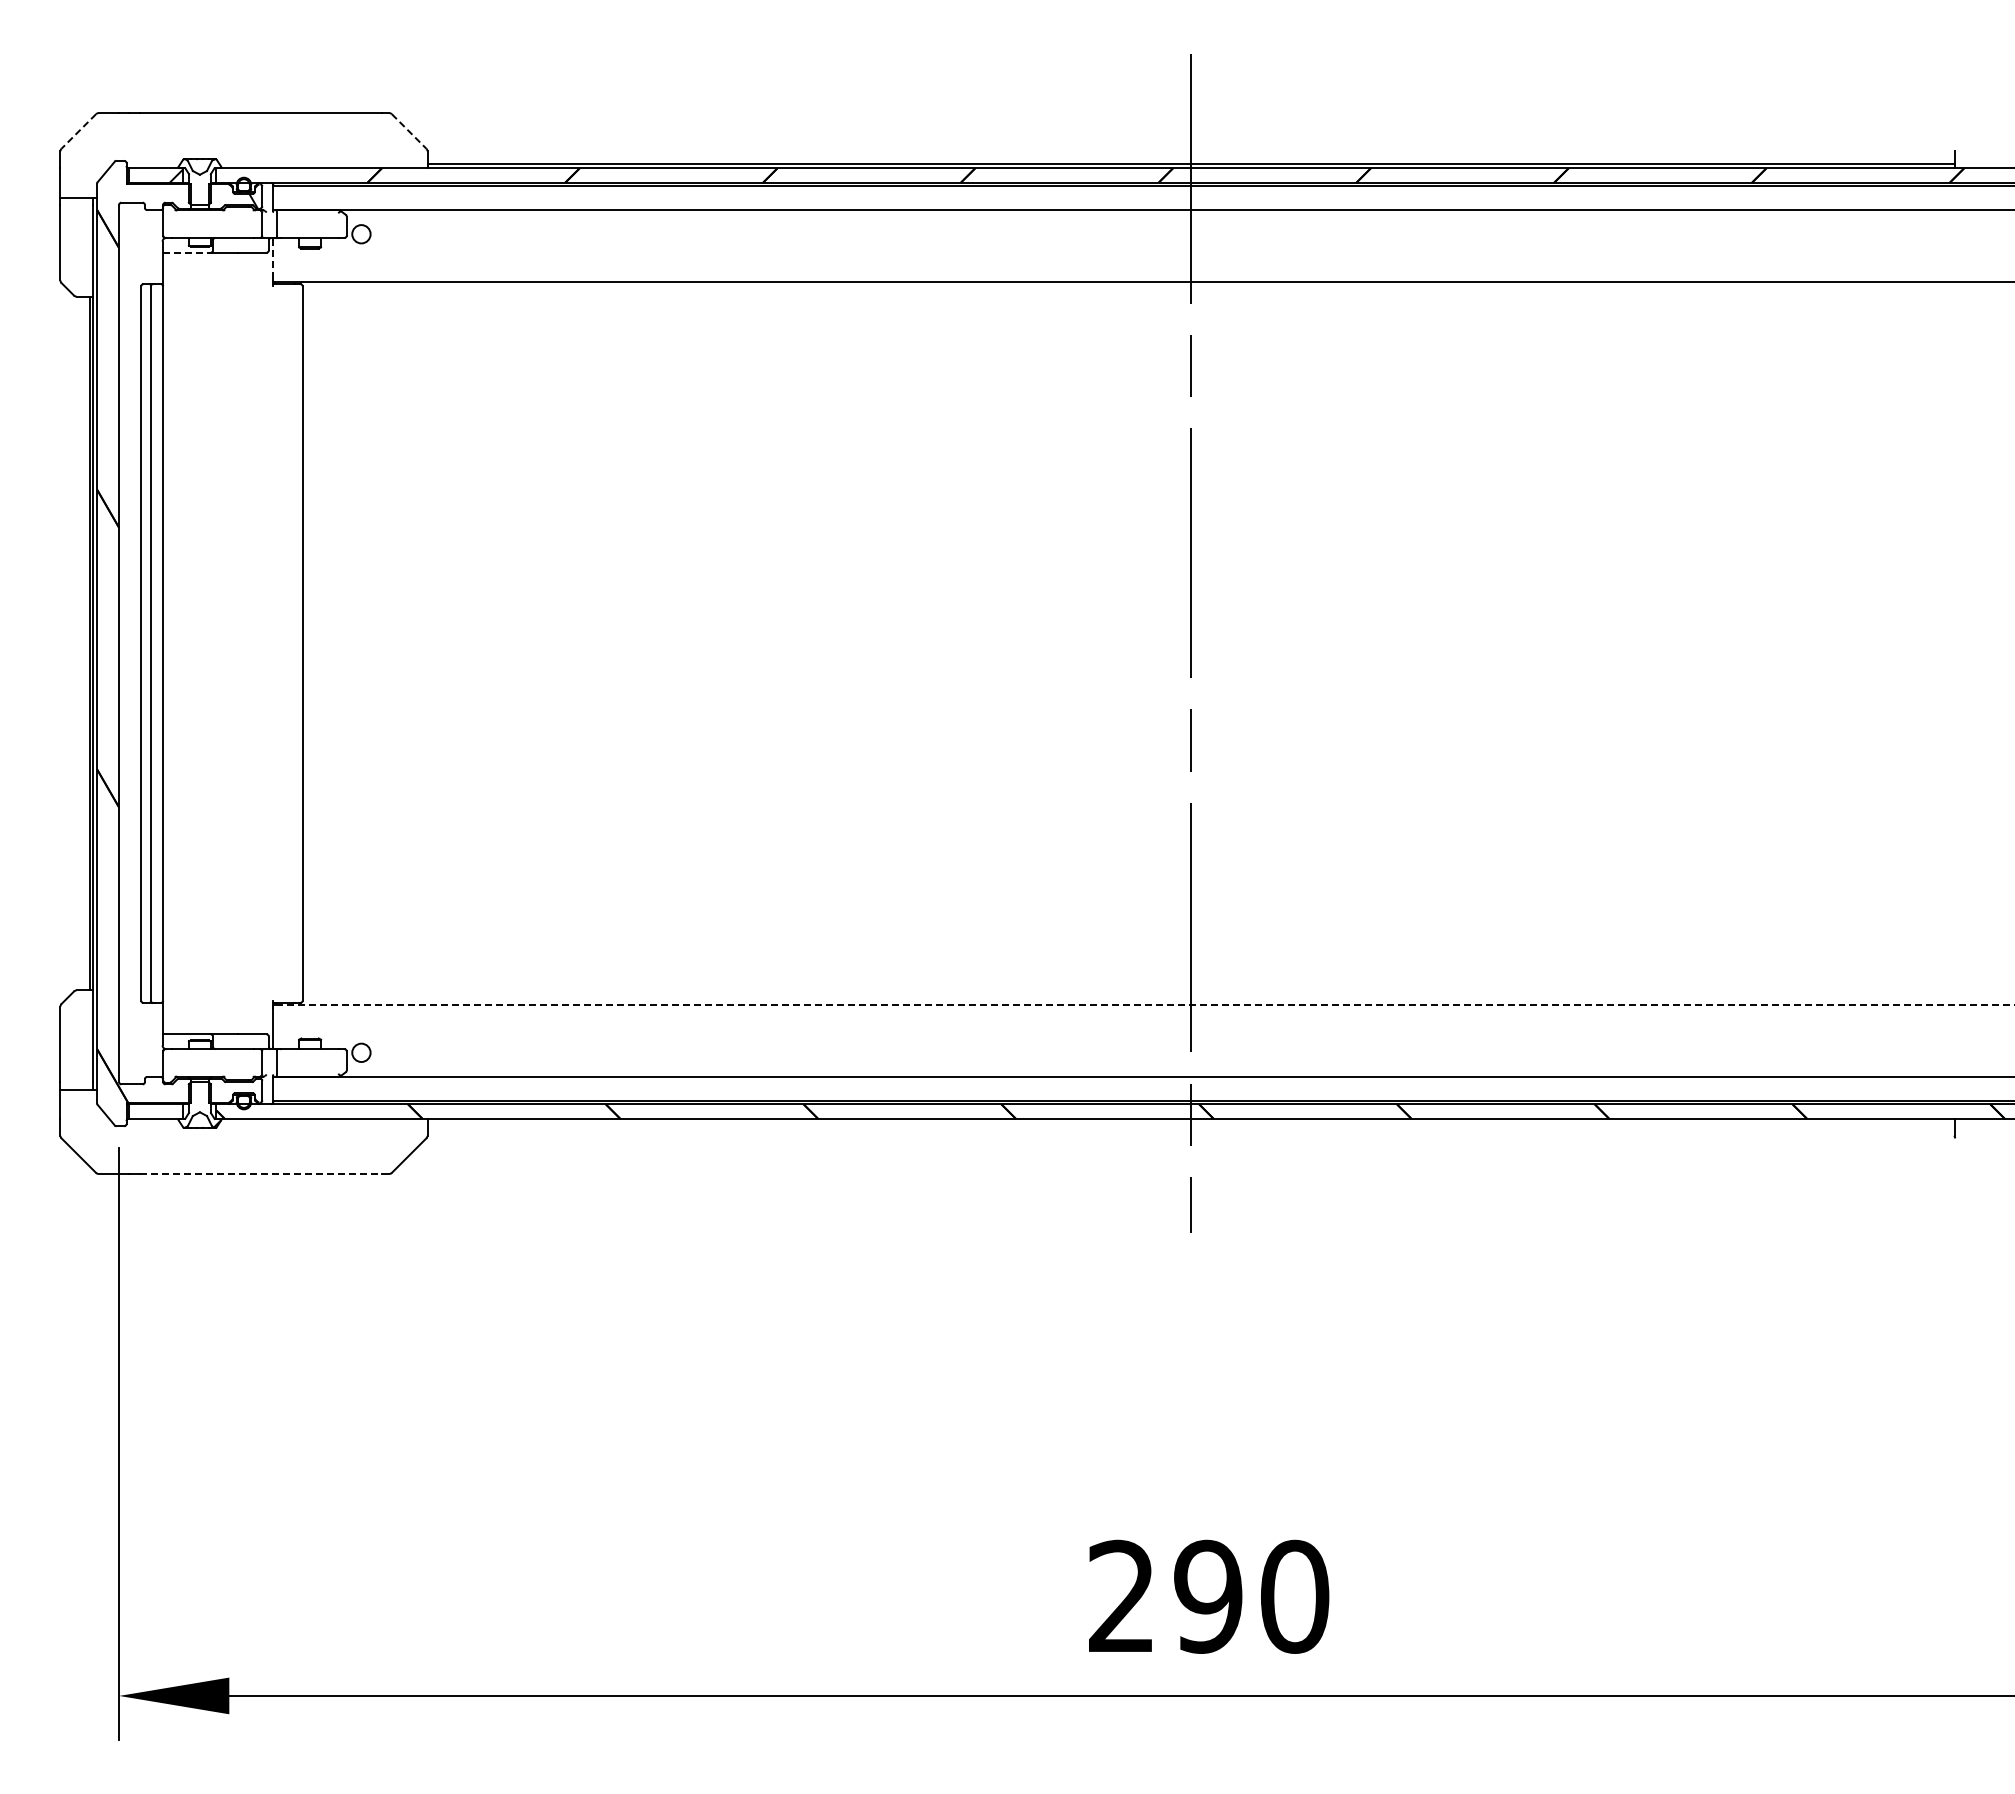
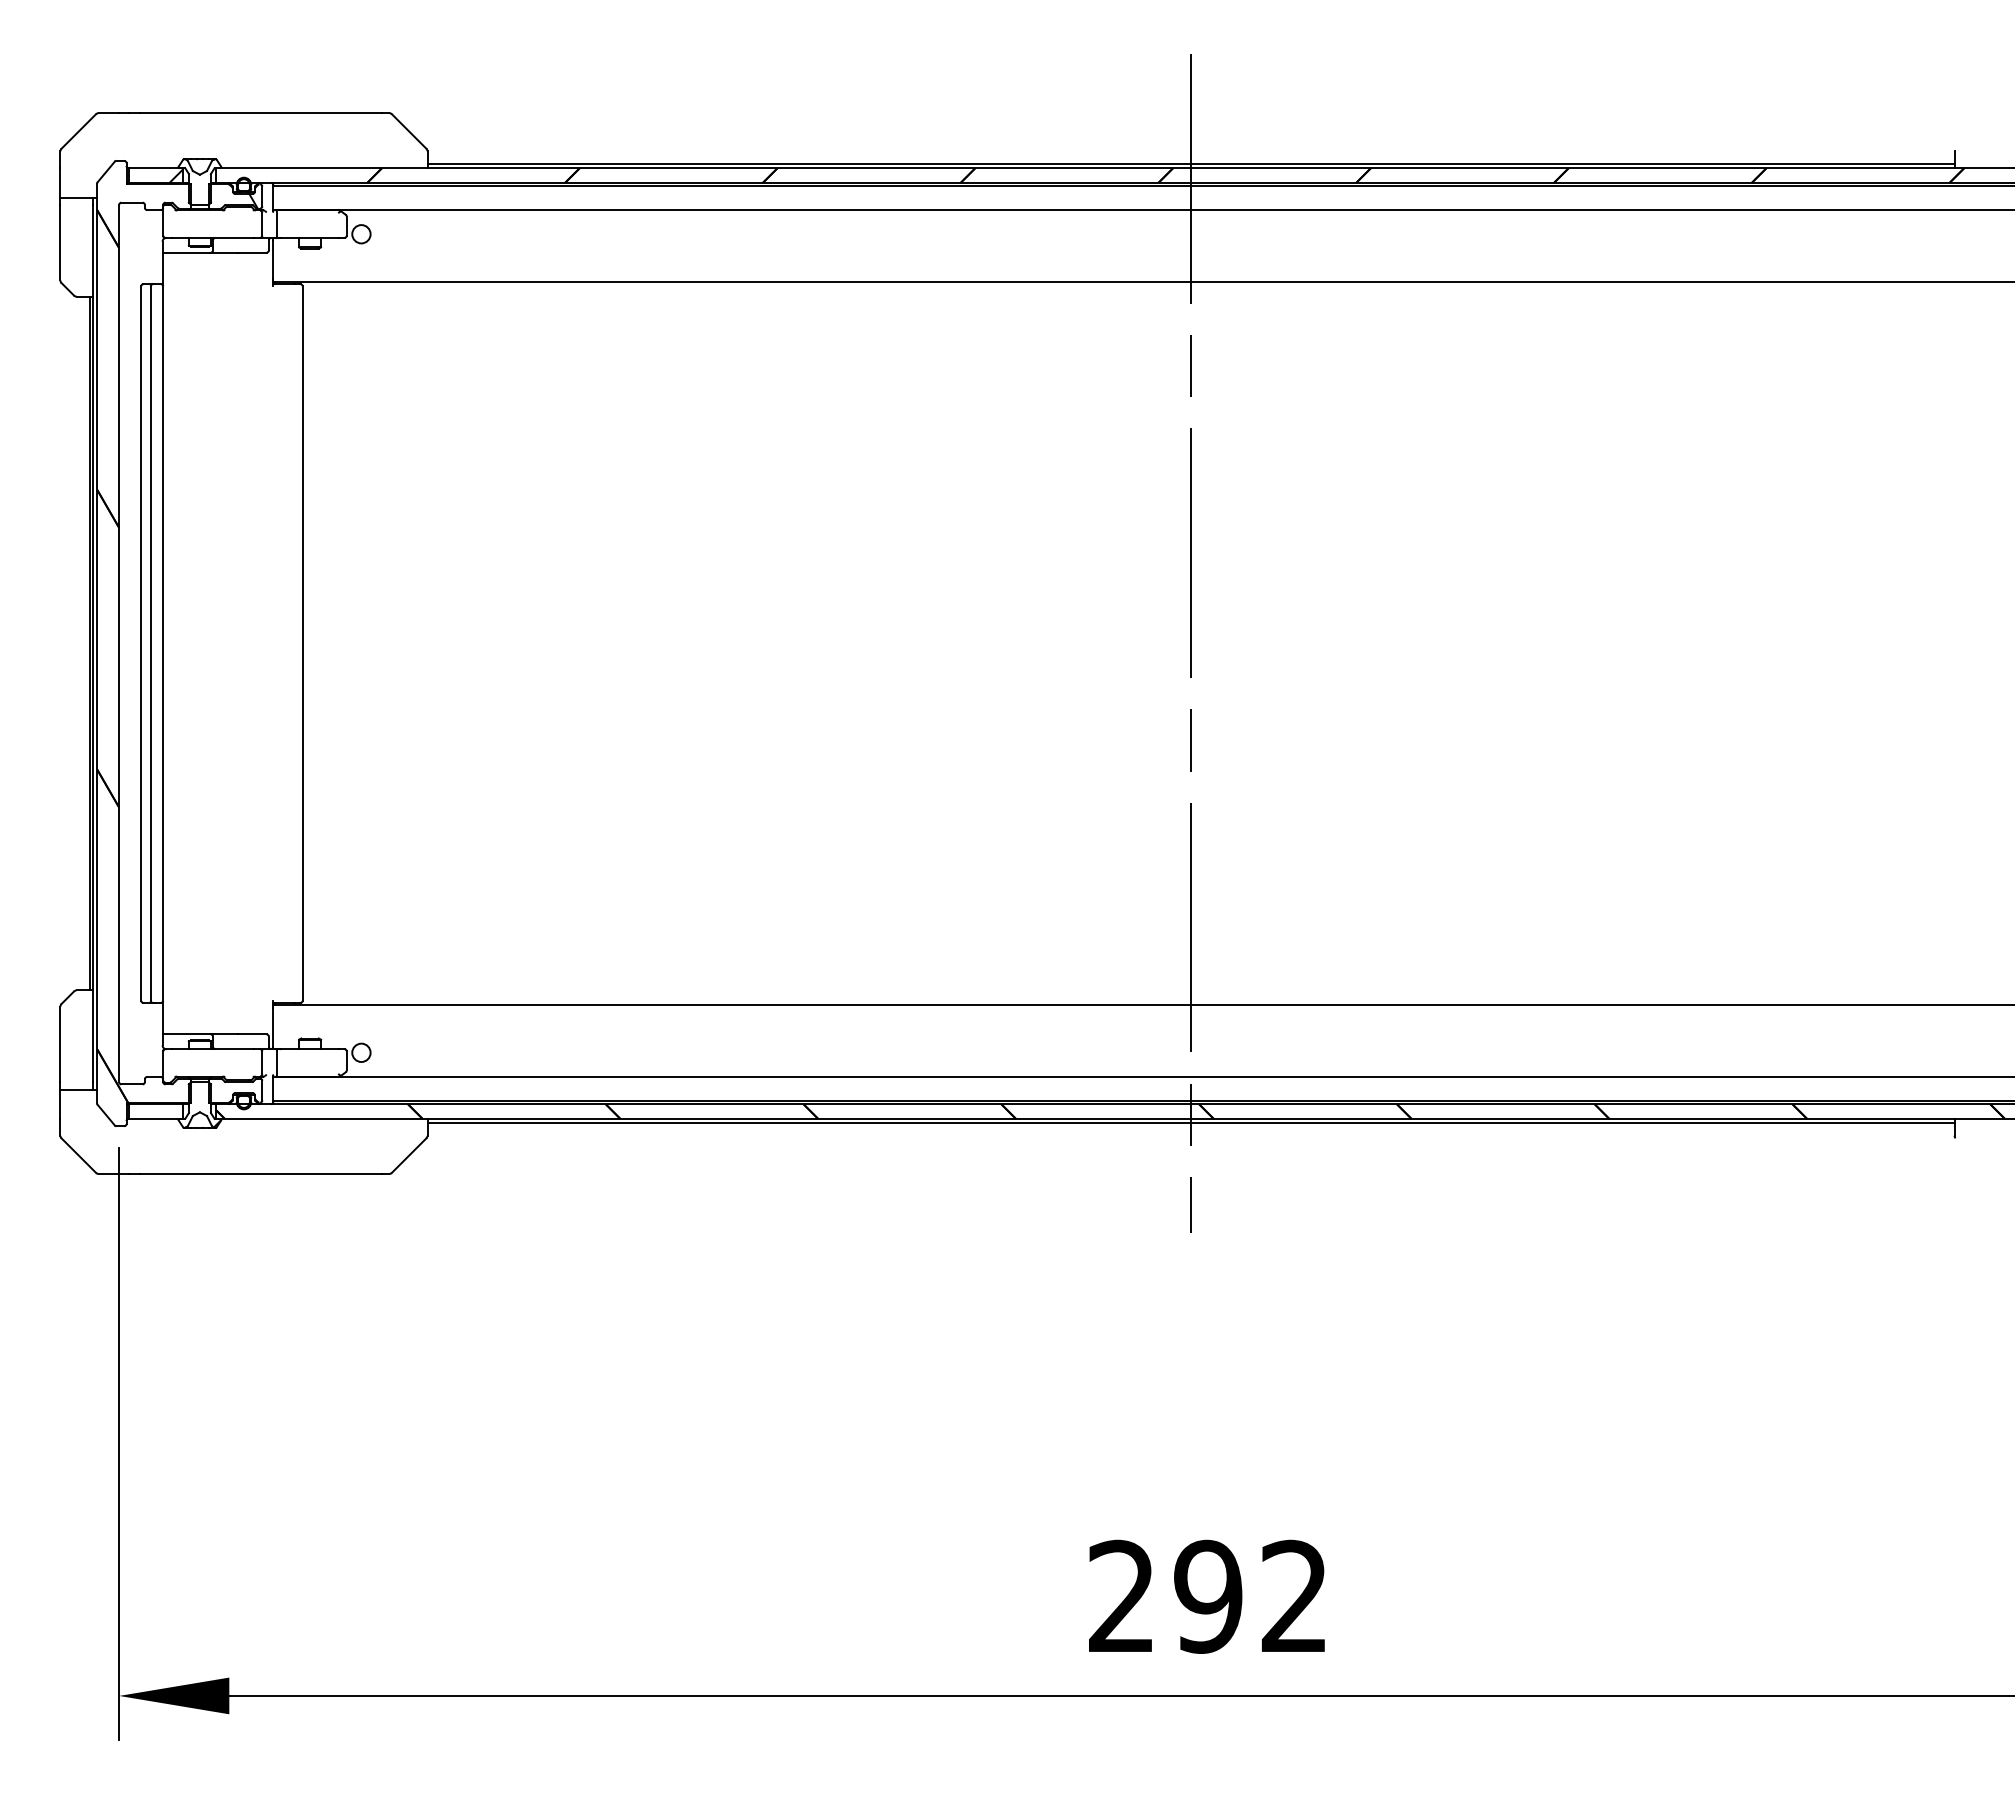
line: dashed -> solid (78, 131)
line: dashed -> solid (409, 131)
line: dashed -> solid (186, 252)
line: dashed -> solid (273, 259)
line: dashed -> solid (1144, 1005)
line: none -> present (1190, 1122)
line: dashed -> solid (261, 1173)
text: 290 -> 292 (1295, 1596)
